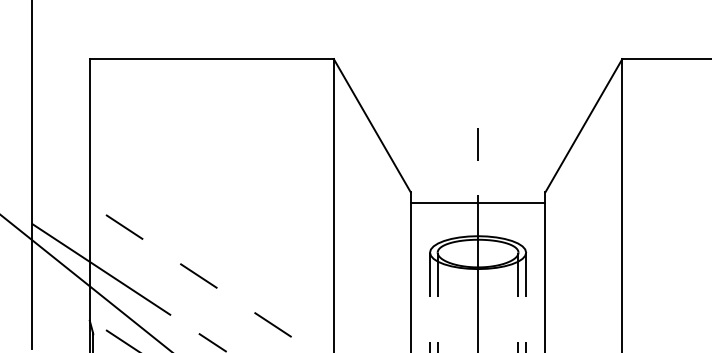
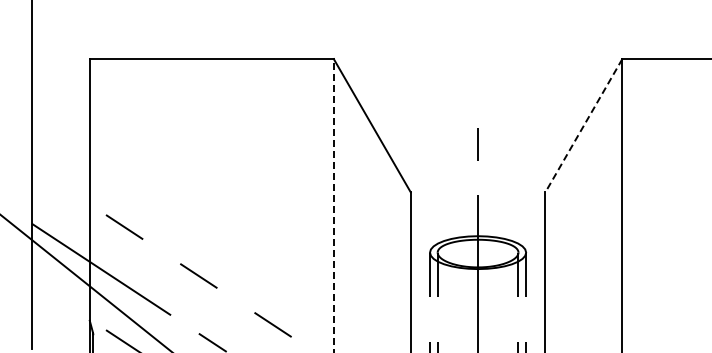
line: solid -> dashed (583, 125)
line: present -> none (477, 203)
line: solid -> dashed (333, 206)
